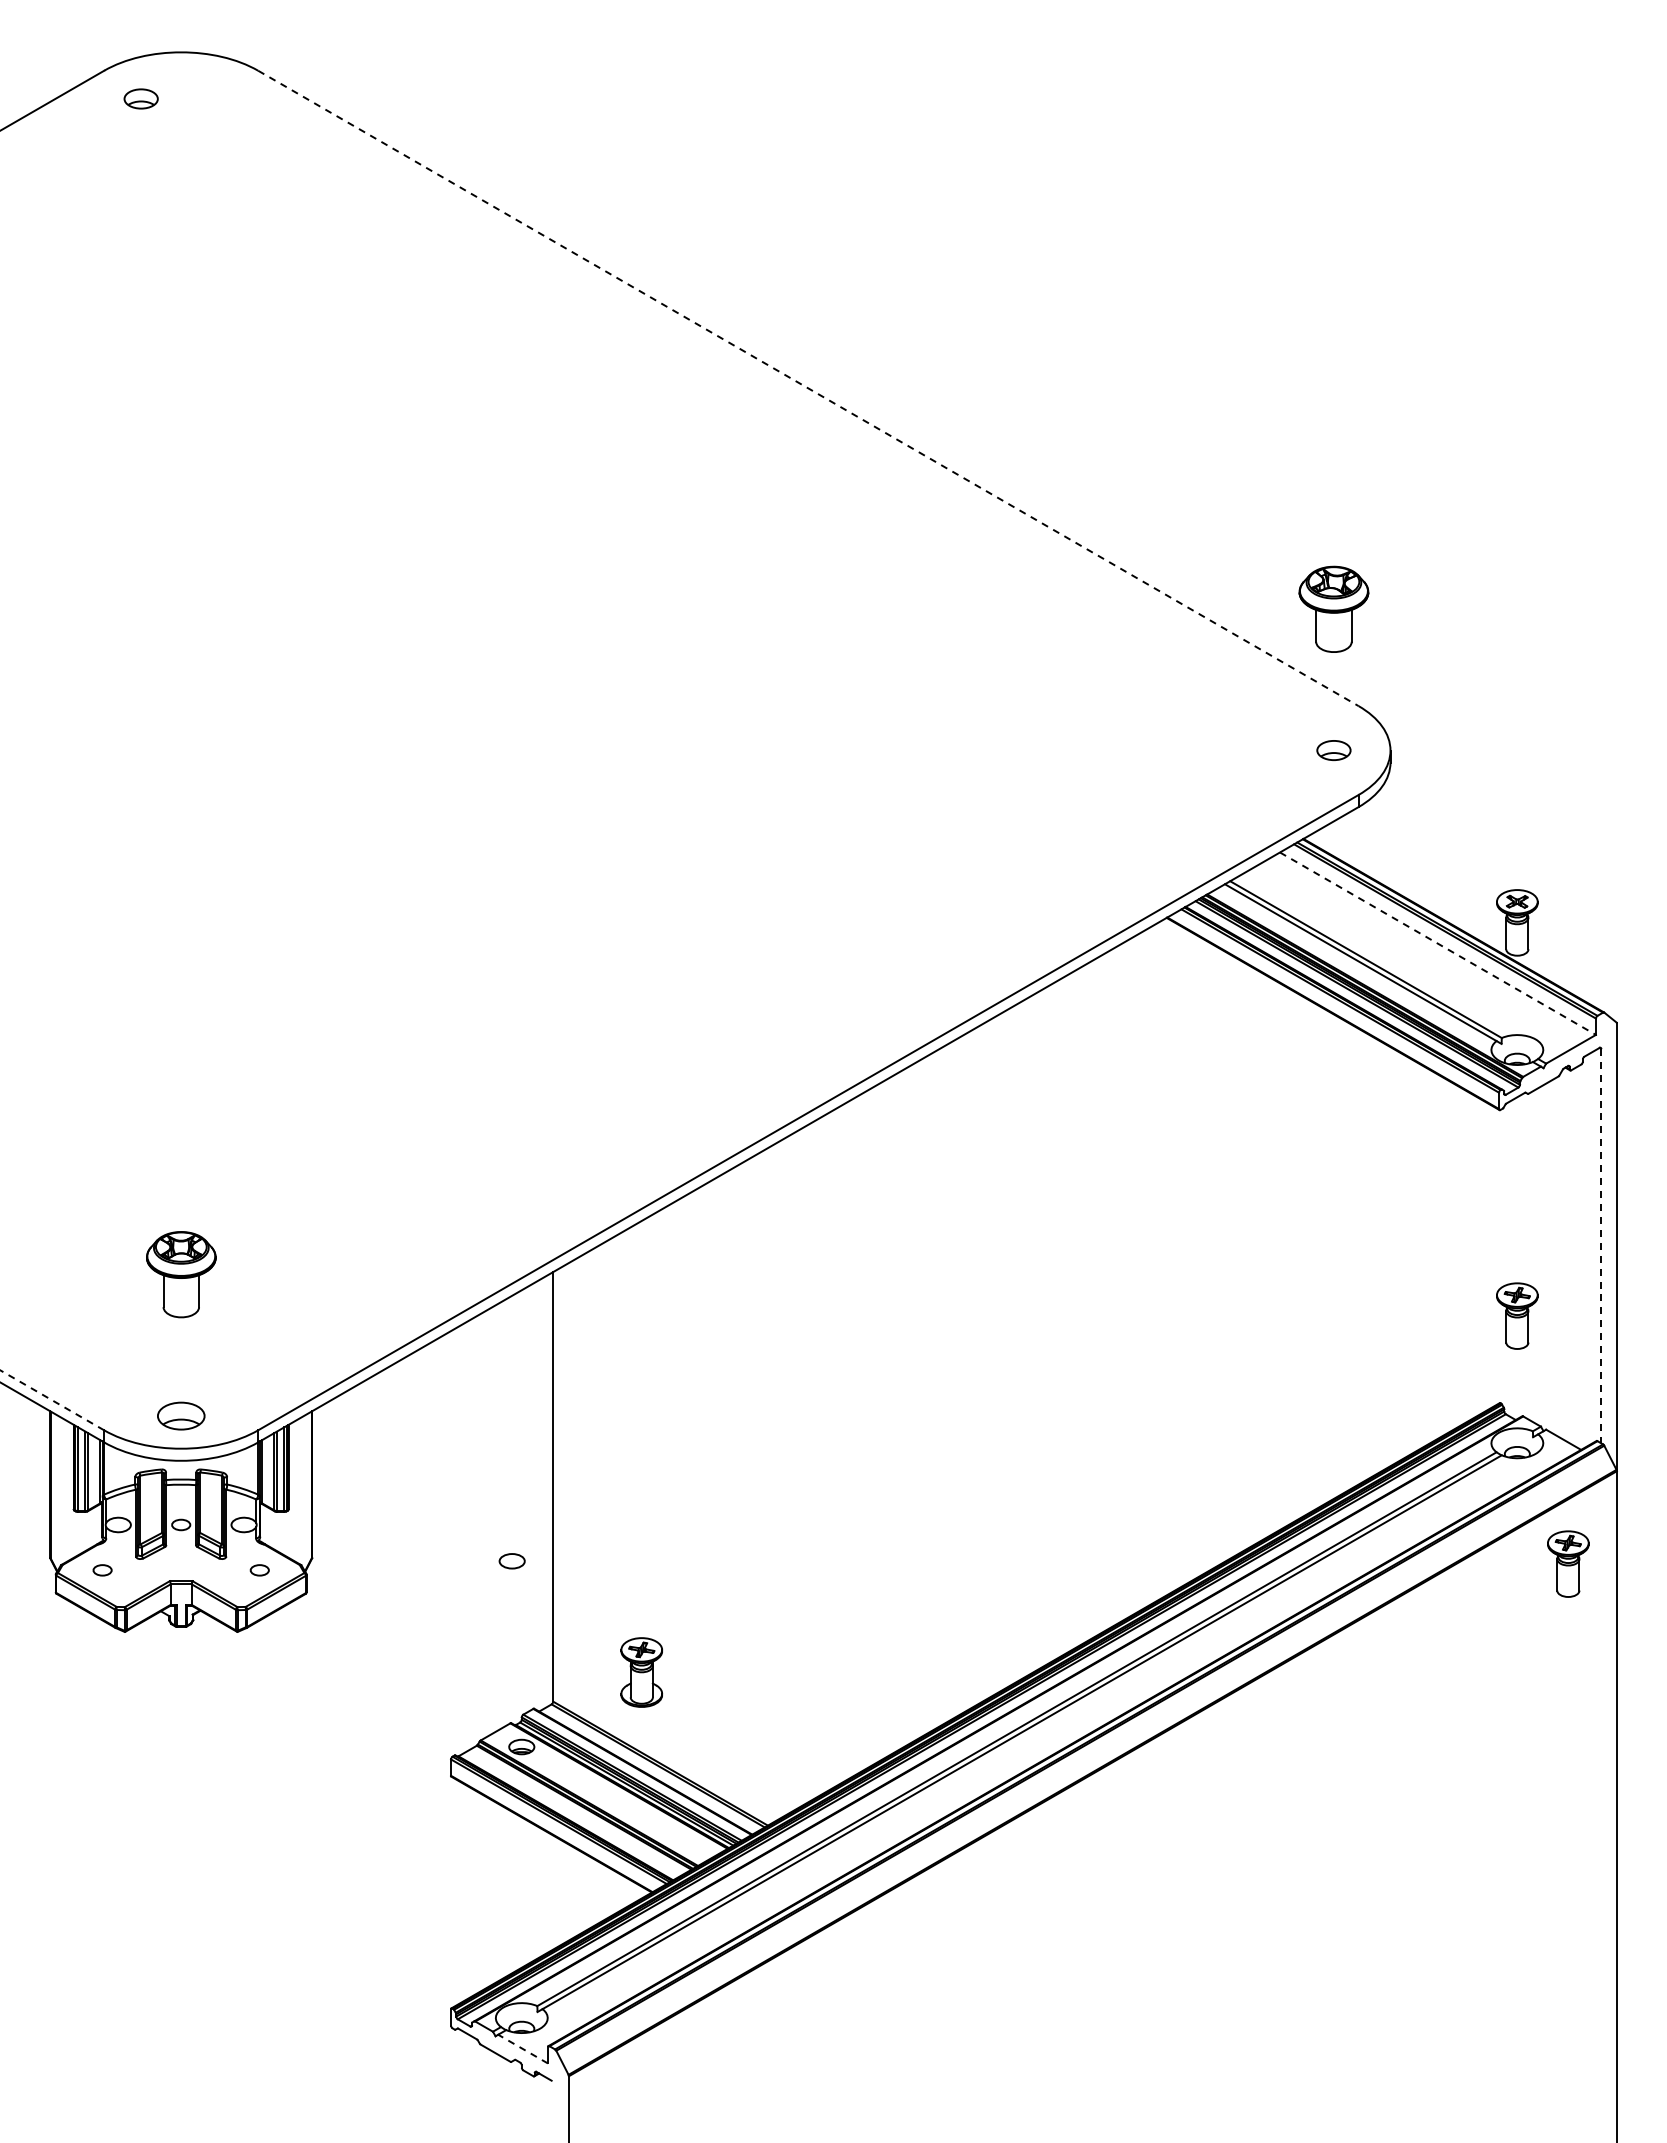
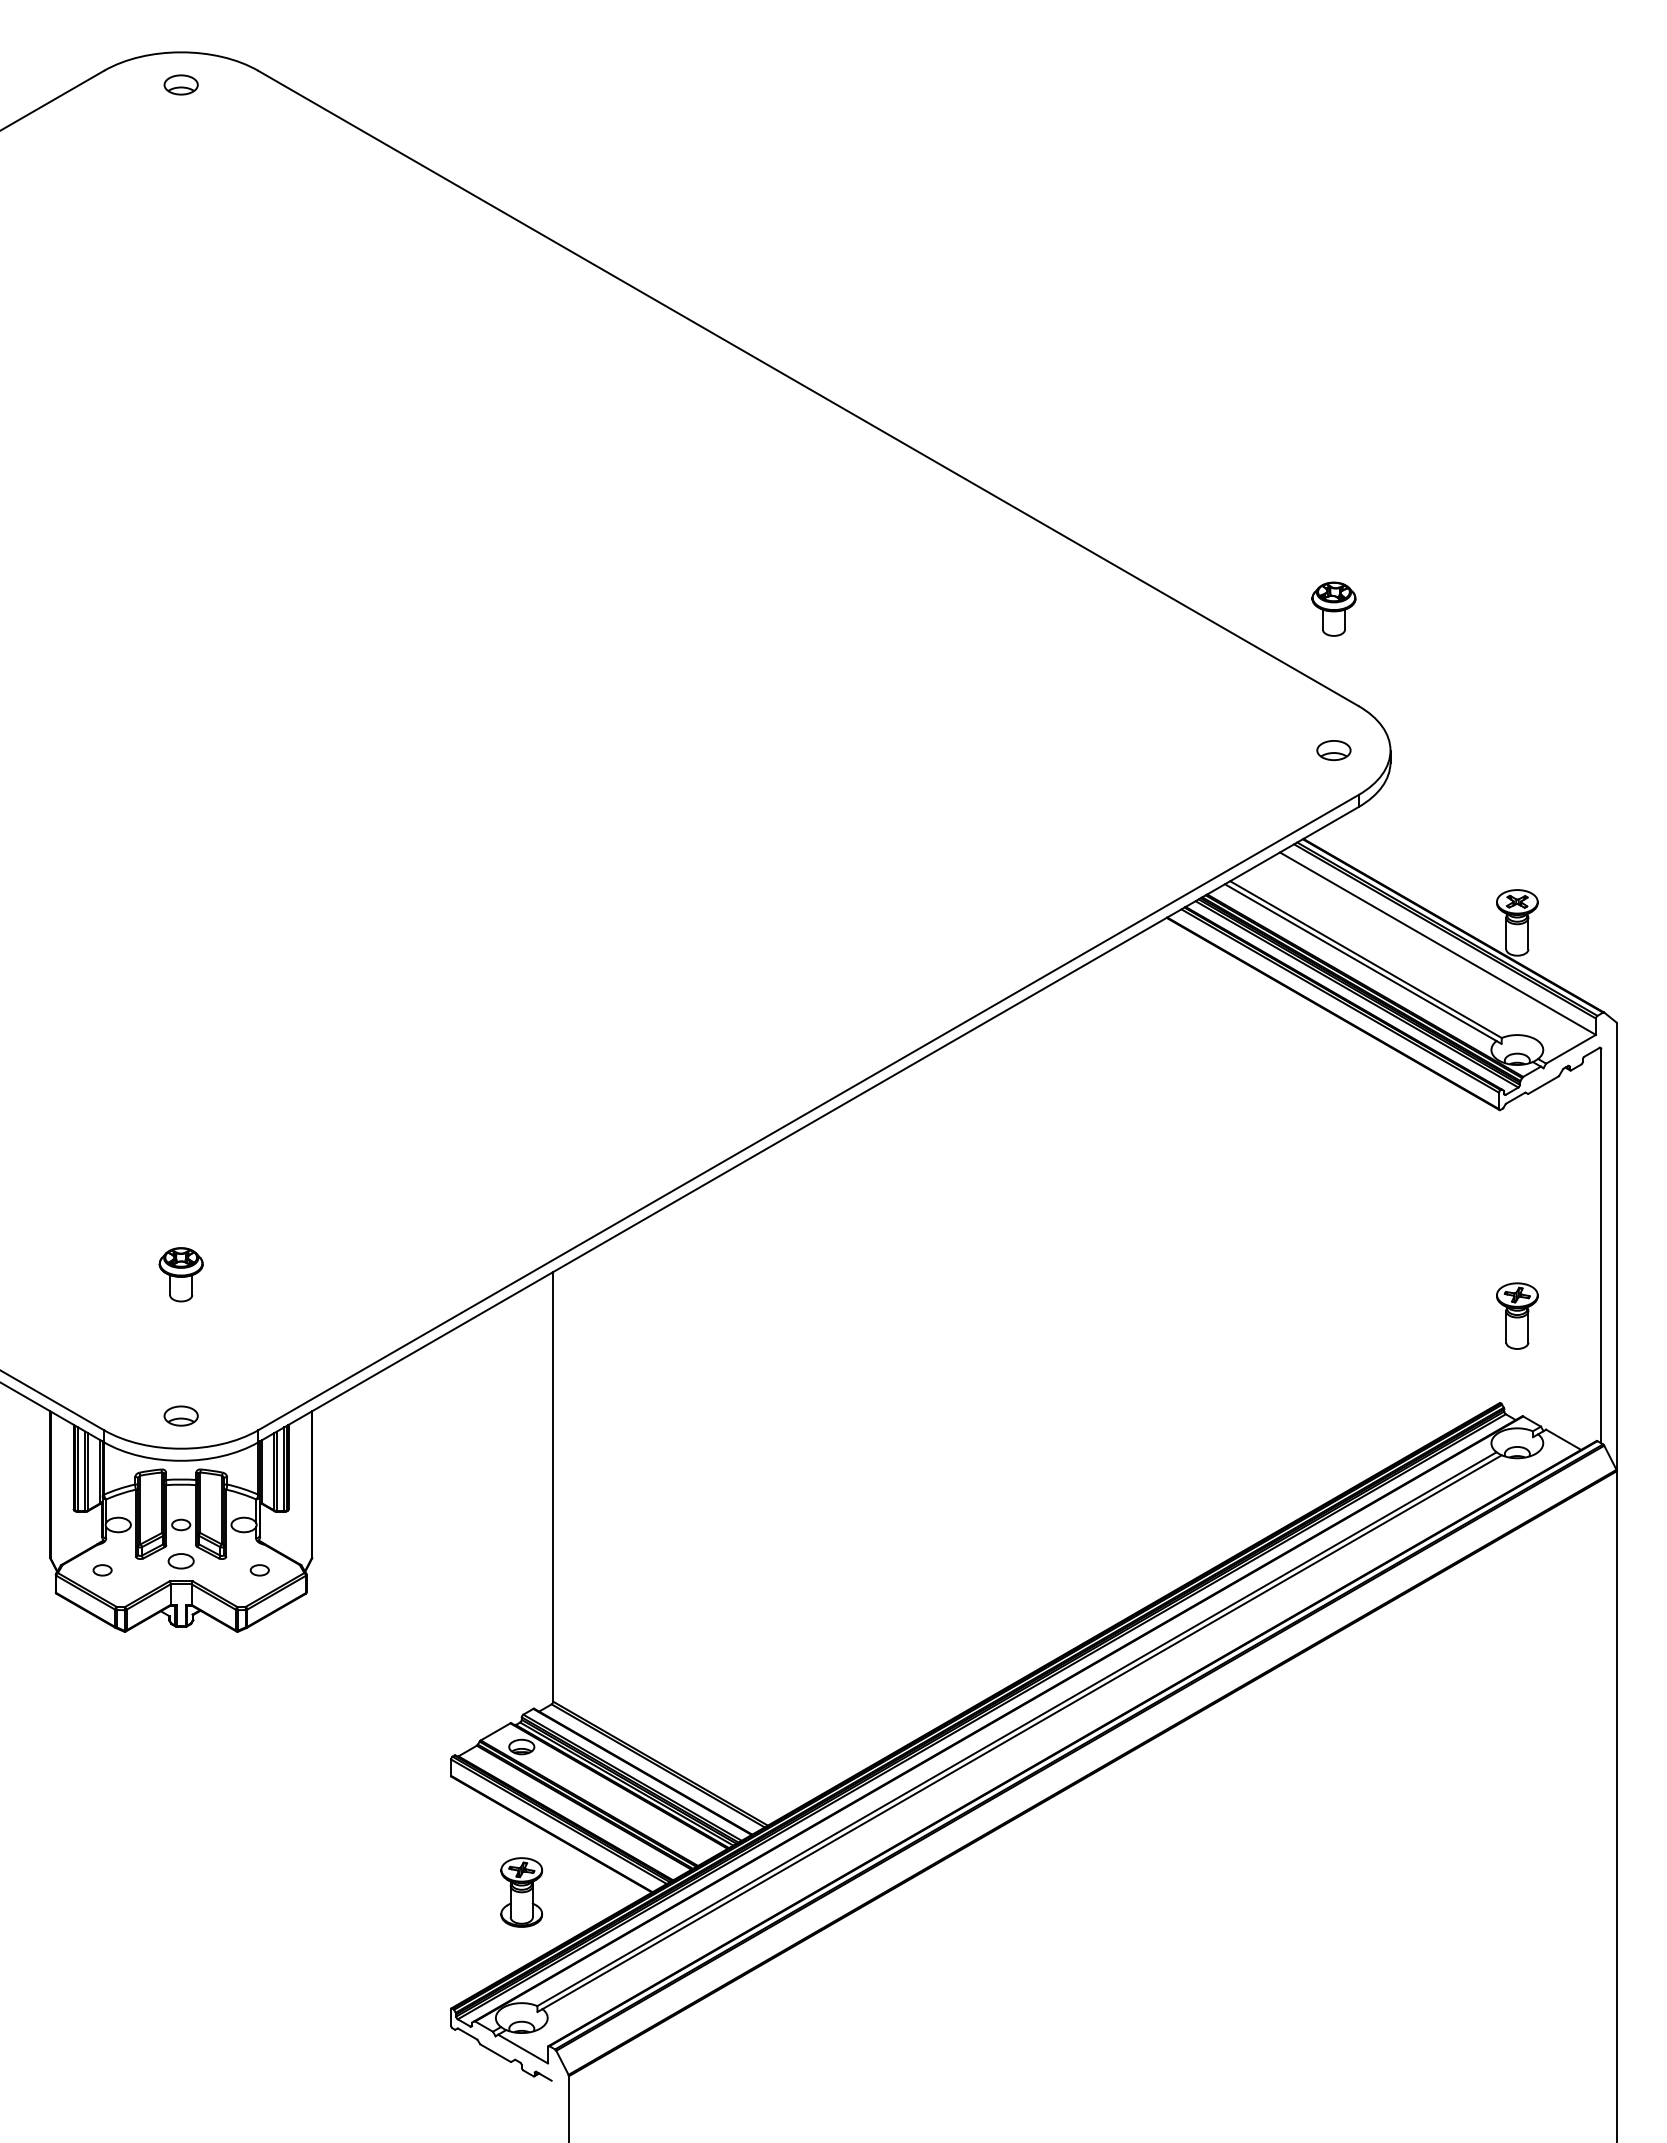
part position: (140, 98) -> (180, 84) (180, 84)
line: dashed -> solid (808, 388)
part size: 72x88 px -> 46x56 px (1333, 608)
line: dashed -> solid (1438, 943)
line: dashed -> solid (1601, 1246)
part size: 71x88 px -> 46x56 px (180, 1274)
line: dashed -> solid (52, 1400)
part size: 49x30 px -> 36x22 px (180, 1415)
part position: (511, 1561) -> (180, 1561) (180, 1561)
part: present -> none (1568, 1563)
part position: (641, 1672) -> (521, 1892) (521, 1892)
line: dashed -> solid (523, 2049)
